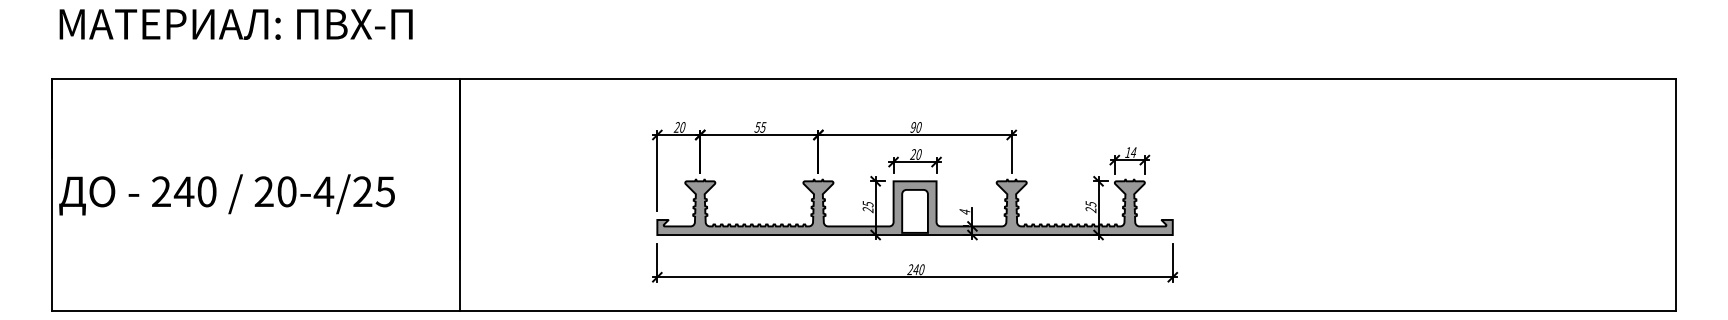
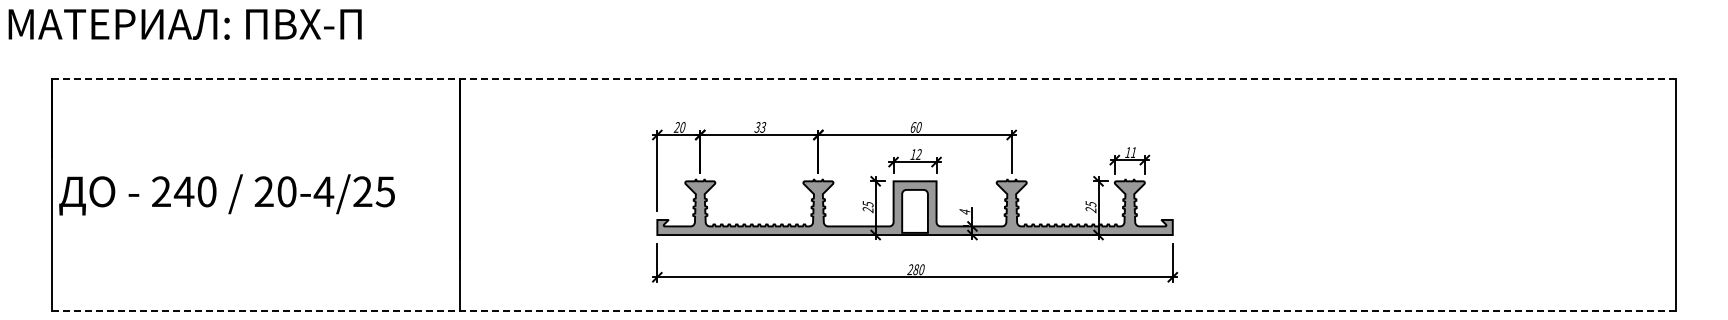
text position: (235, 24) -> (184, 24) (184, 24)
line: solid -> dashed (864, 78)
text: 55 -> 33 (761, 126)
text: 90 -> 60 (913, 127)
text: 14 -> 11 (1133, 152)
text: 20 -> 12 (915, 154)
text: 240 -> 280 (916, 269)
line: solid -> dashed (864, 310)
